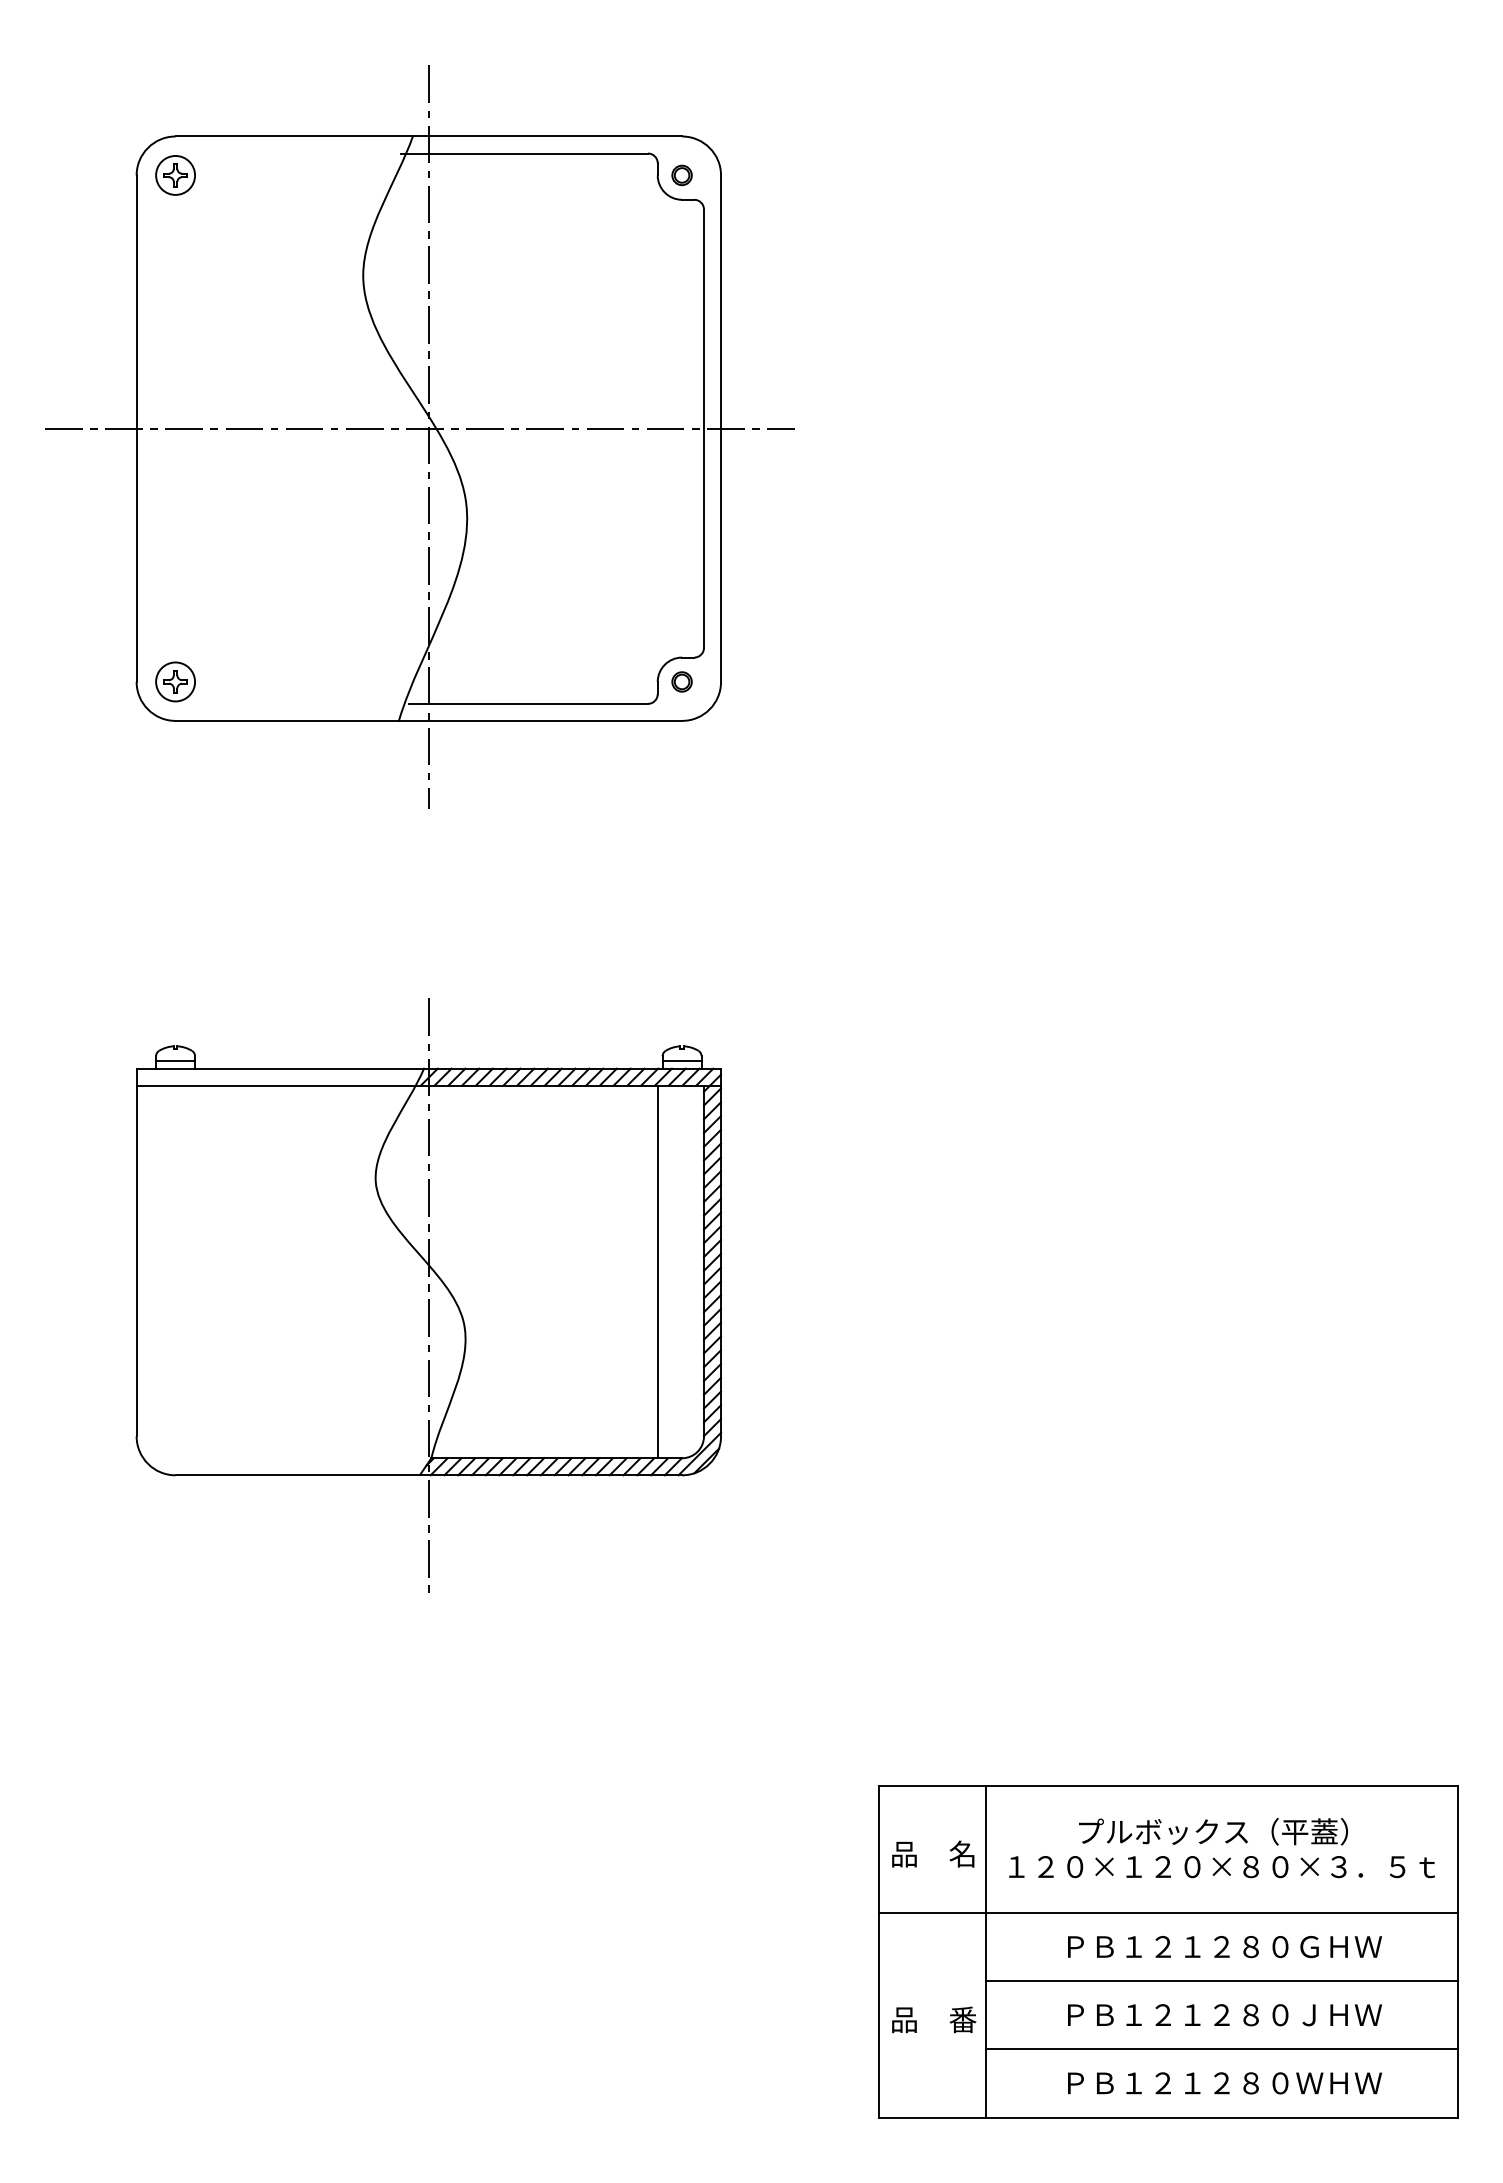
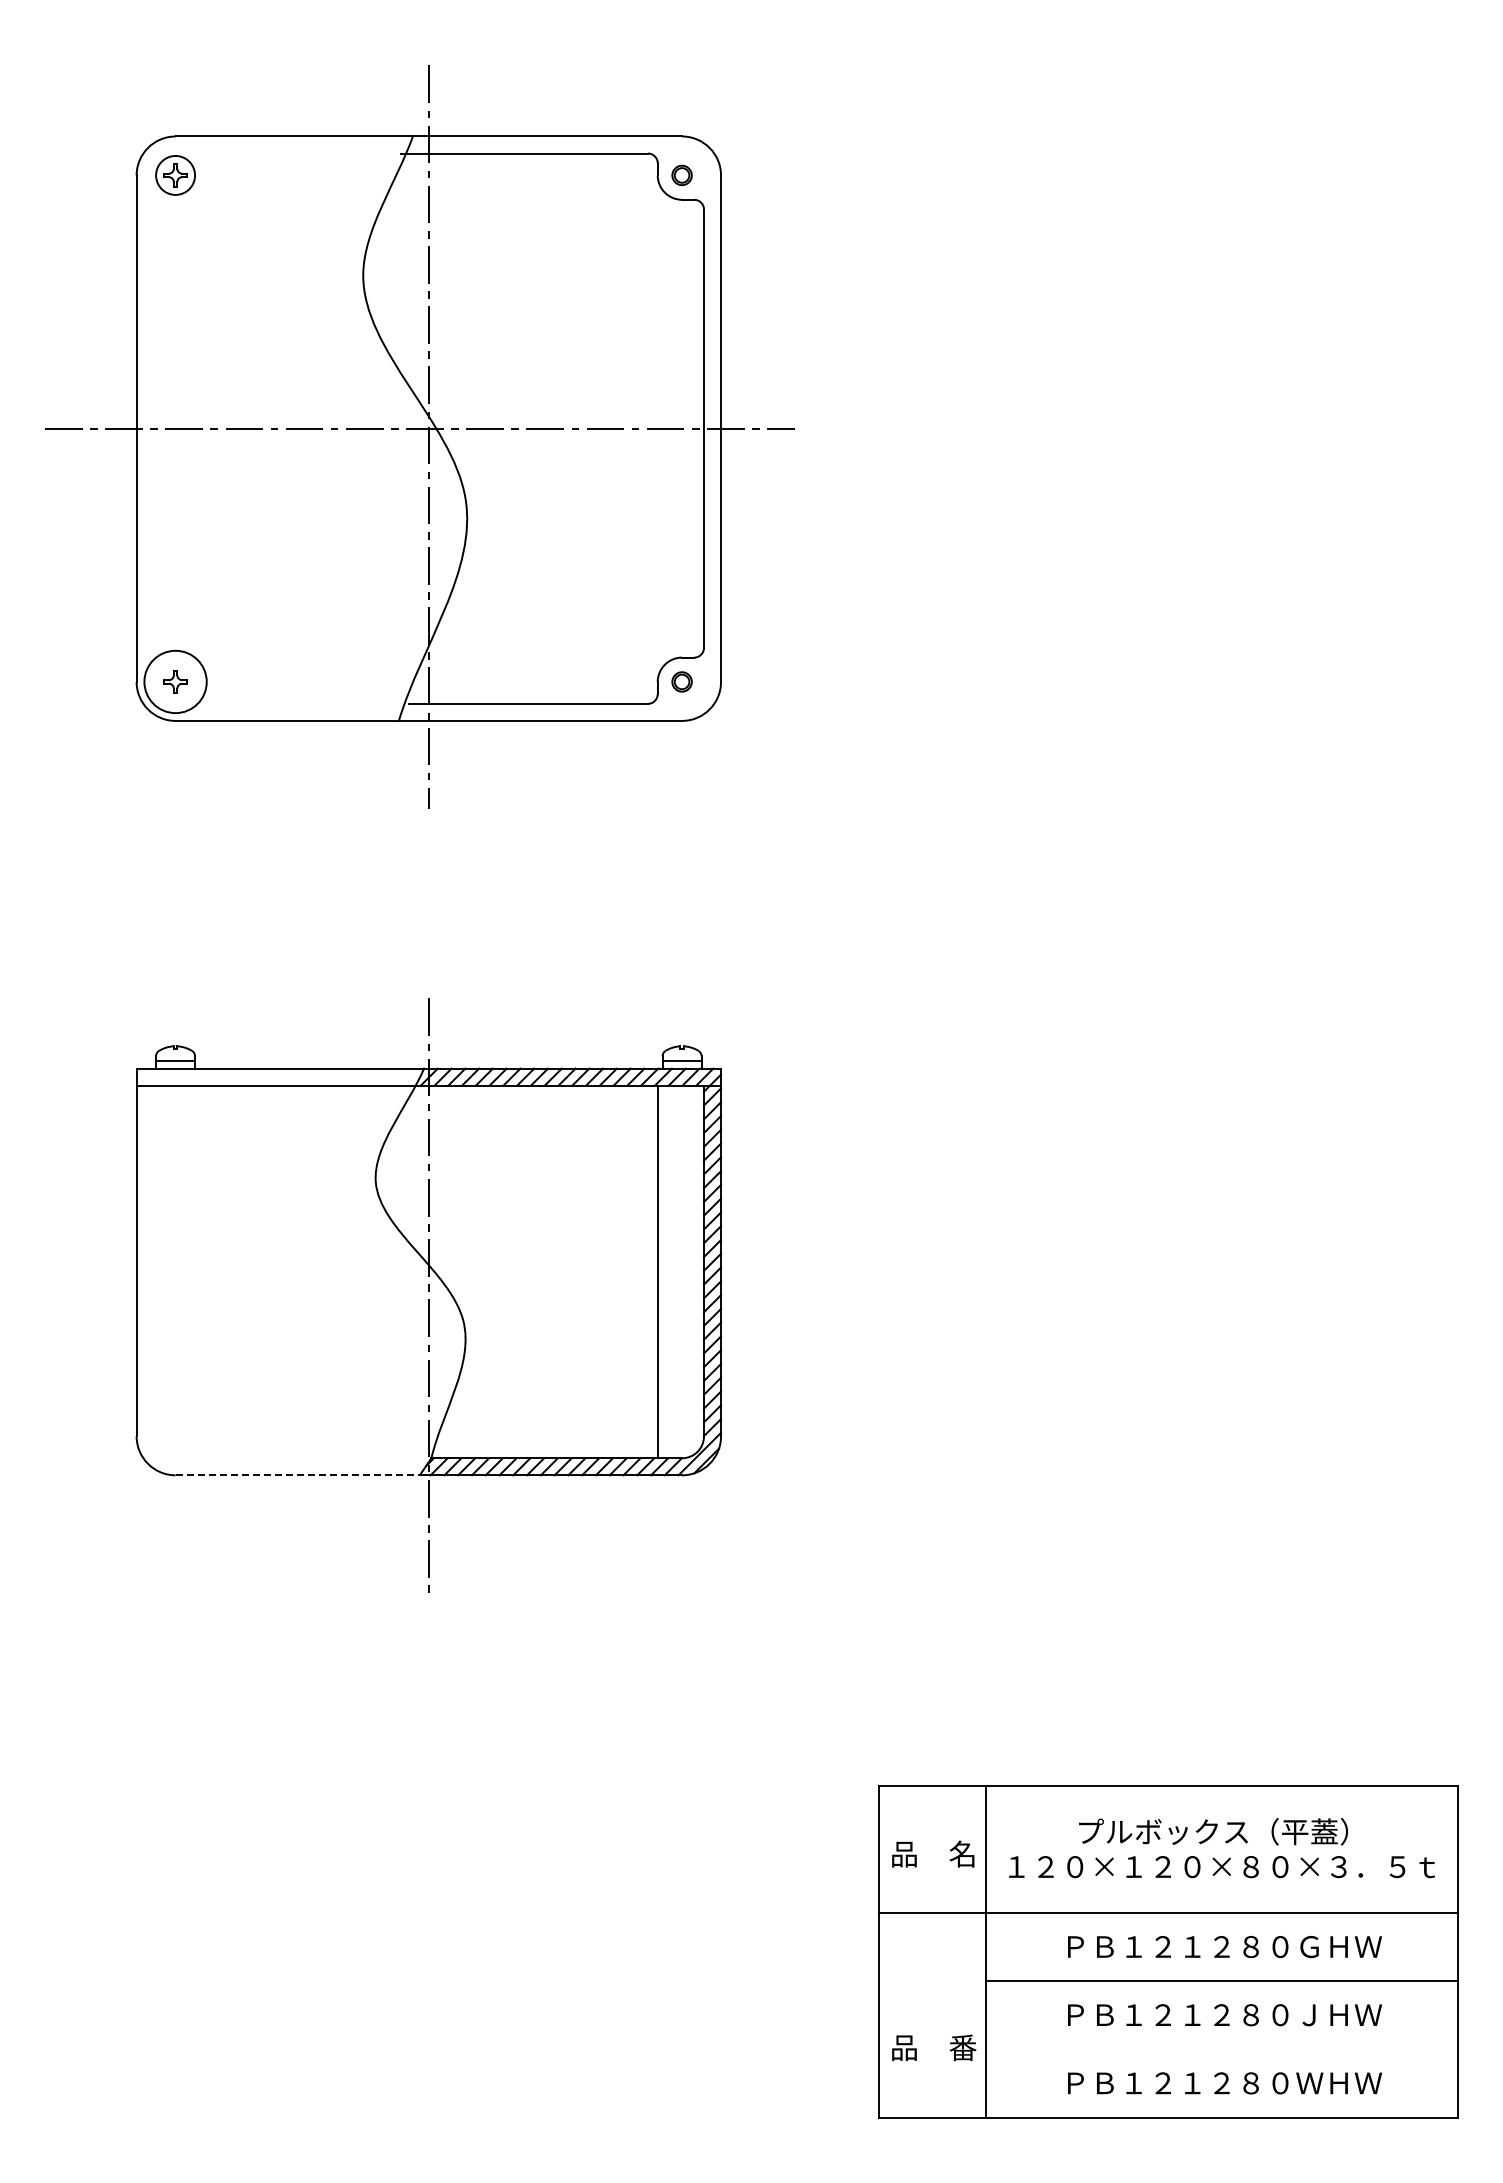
circle diameter: 39 px -> 62 px (175, 681)
line: solid -> dashed (298, 1475)
text position: (934, 2019) -> (934, 2047) (934, 2047)
line: present -> none (1221, 2049)
